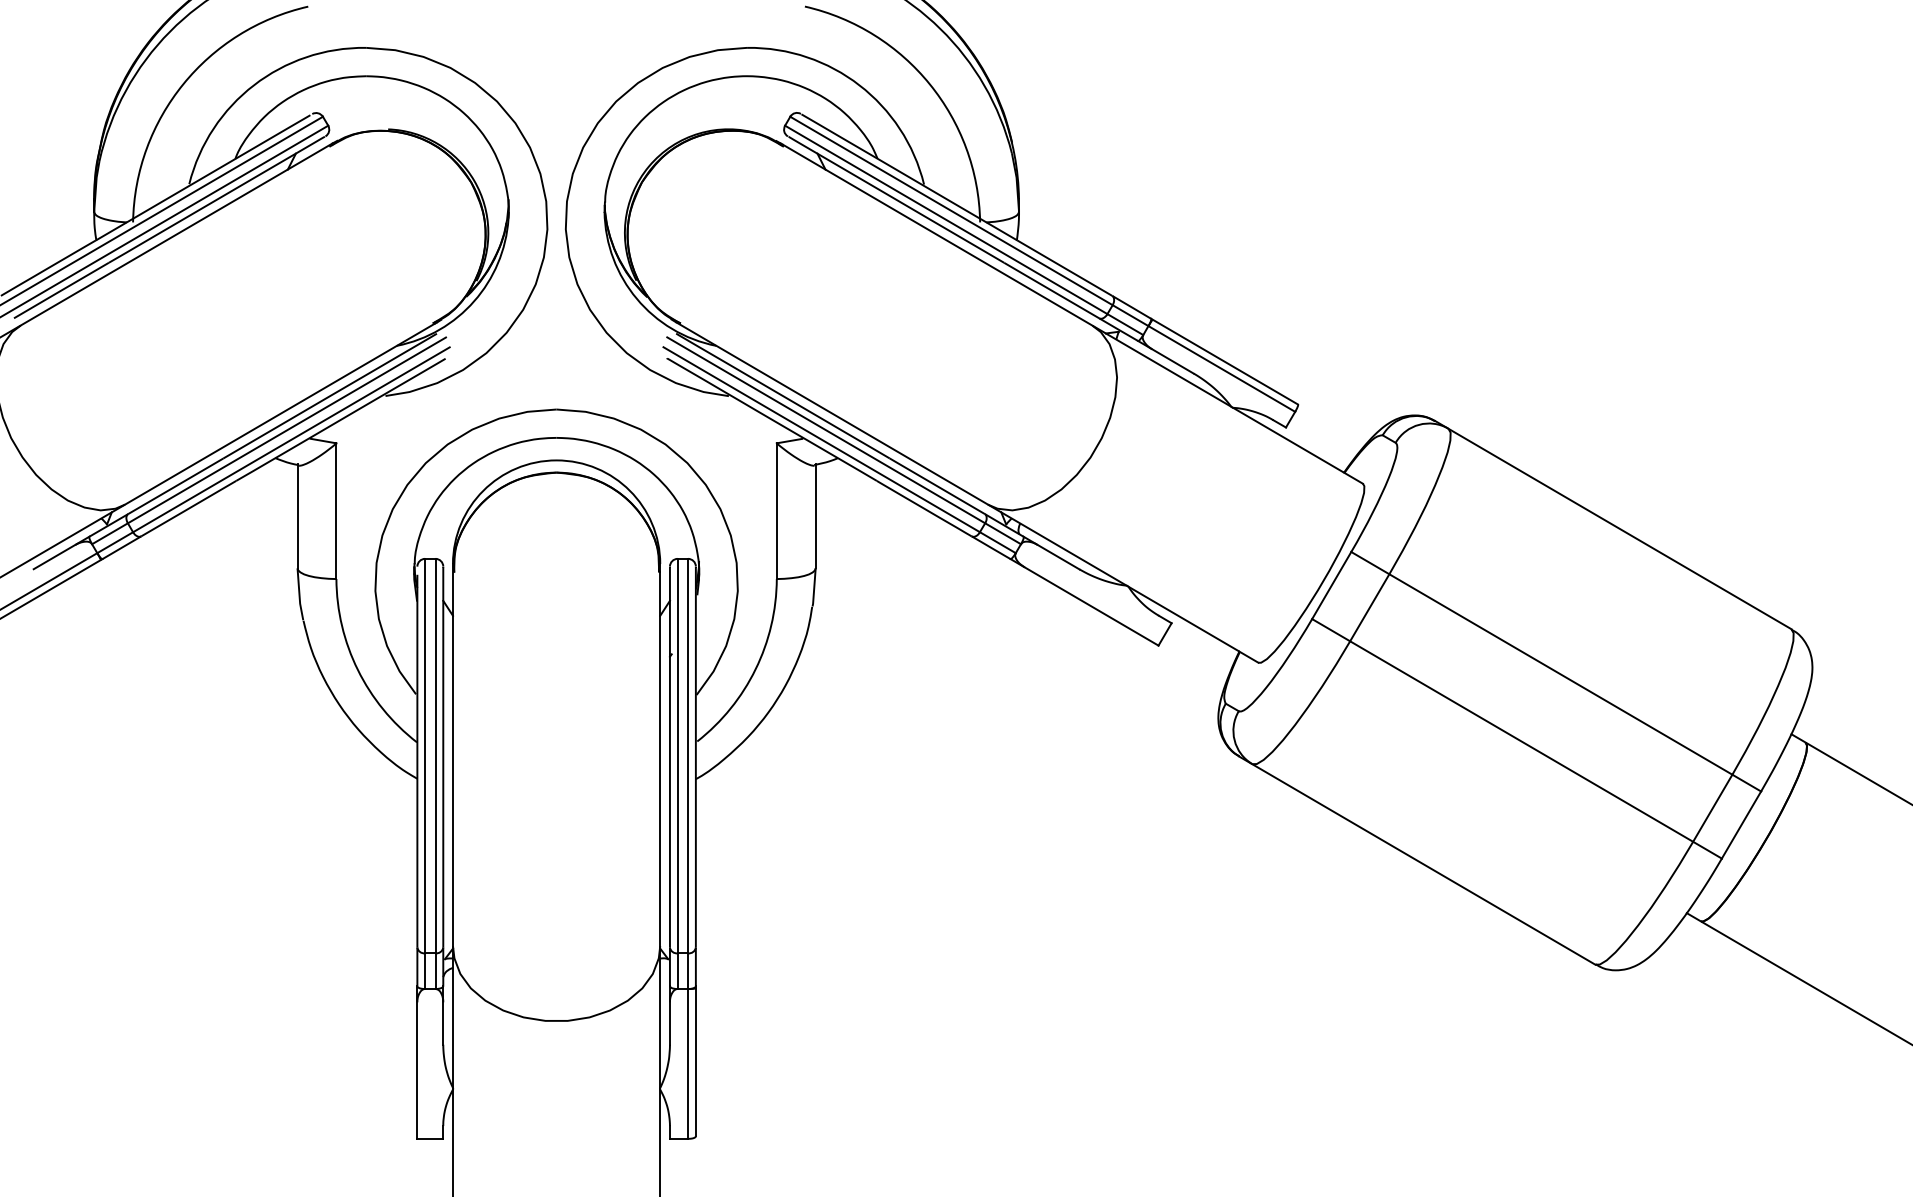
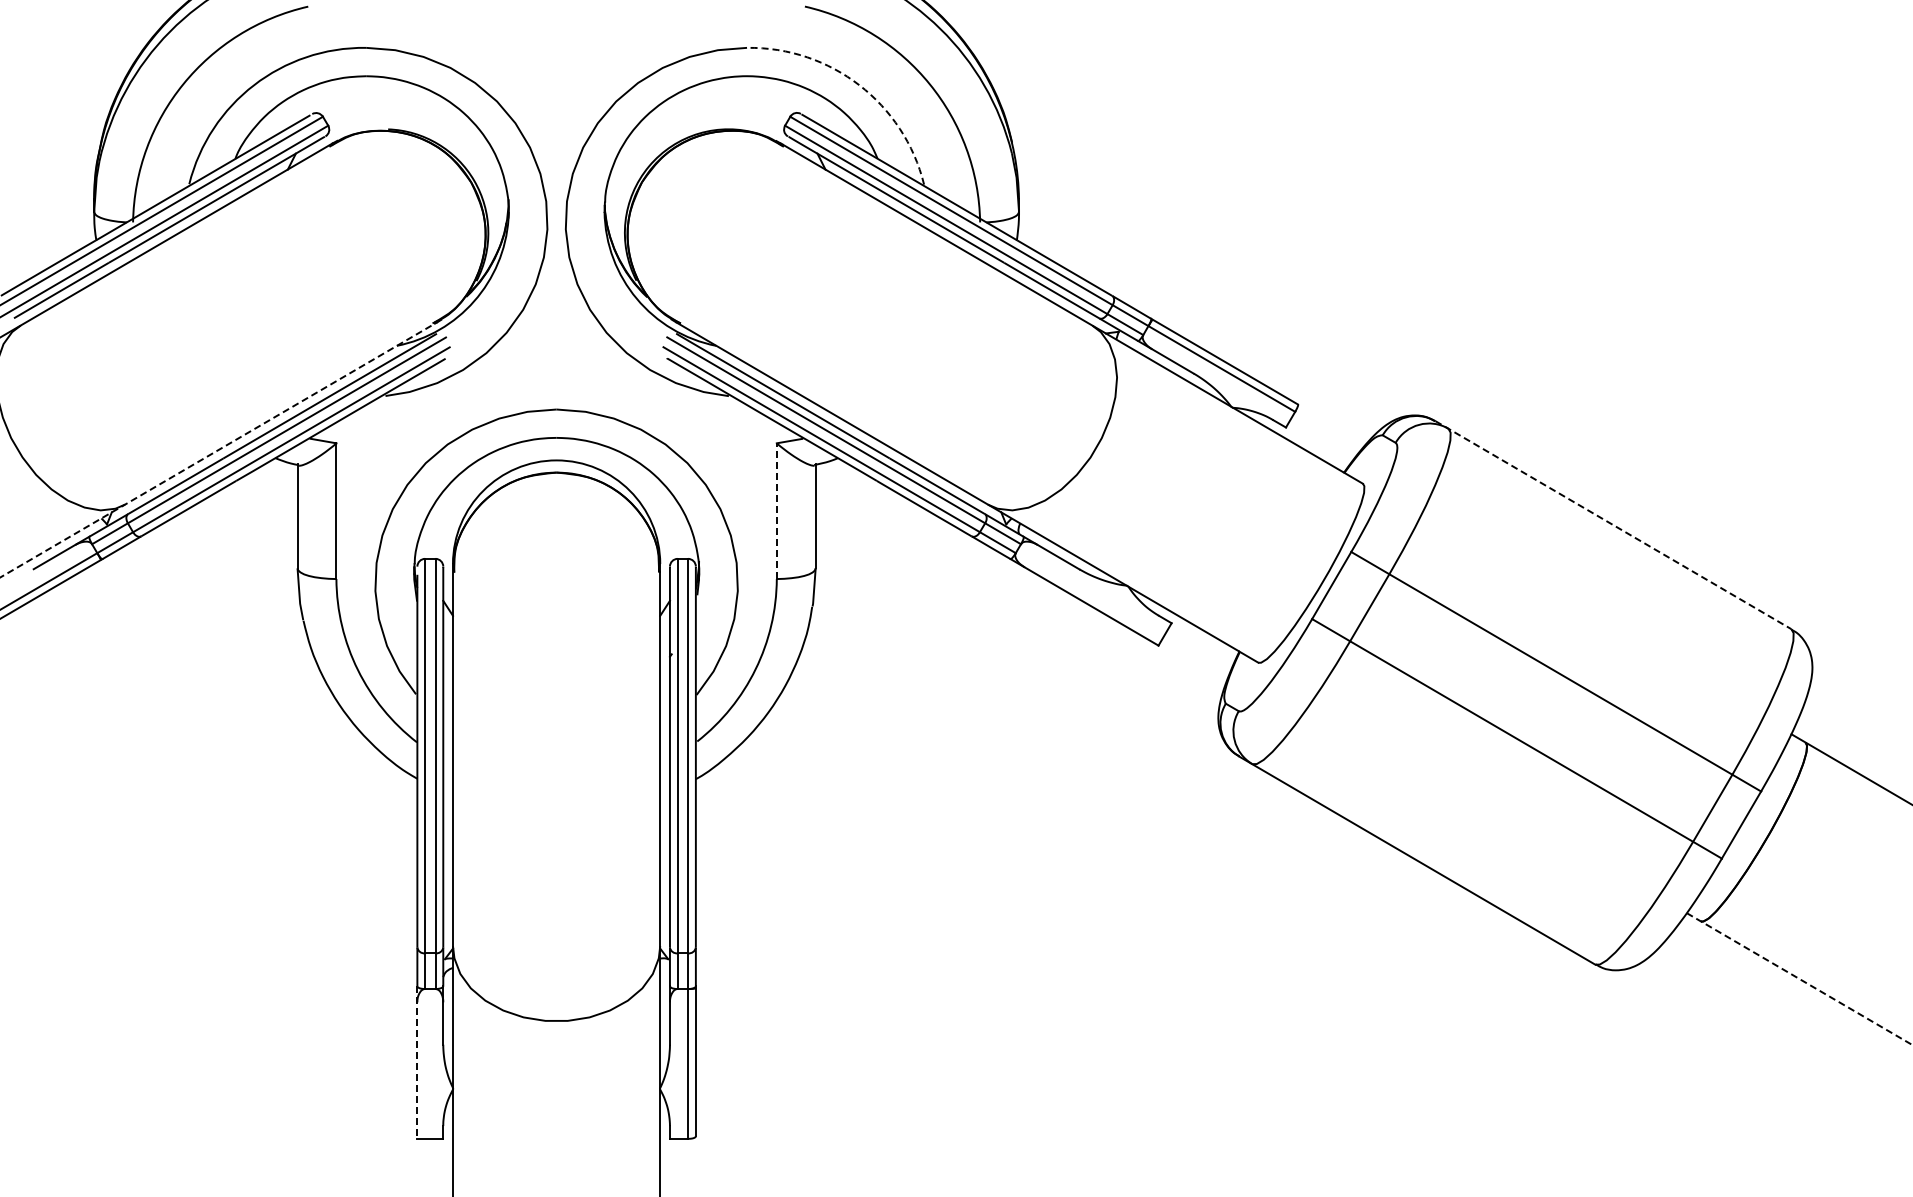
arc: solid -> dashed (859, 85)
line: solid -> dashed (217, 450)
line: solid -> dashed (776, 511)
line: solid -> dashed (1613, 525)
line: solid -> dashed (1799, 979)
line: solid -> dashed (417, 1063)
